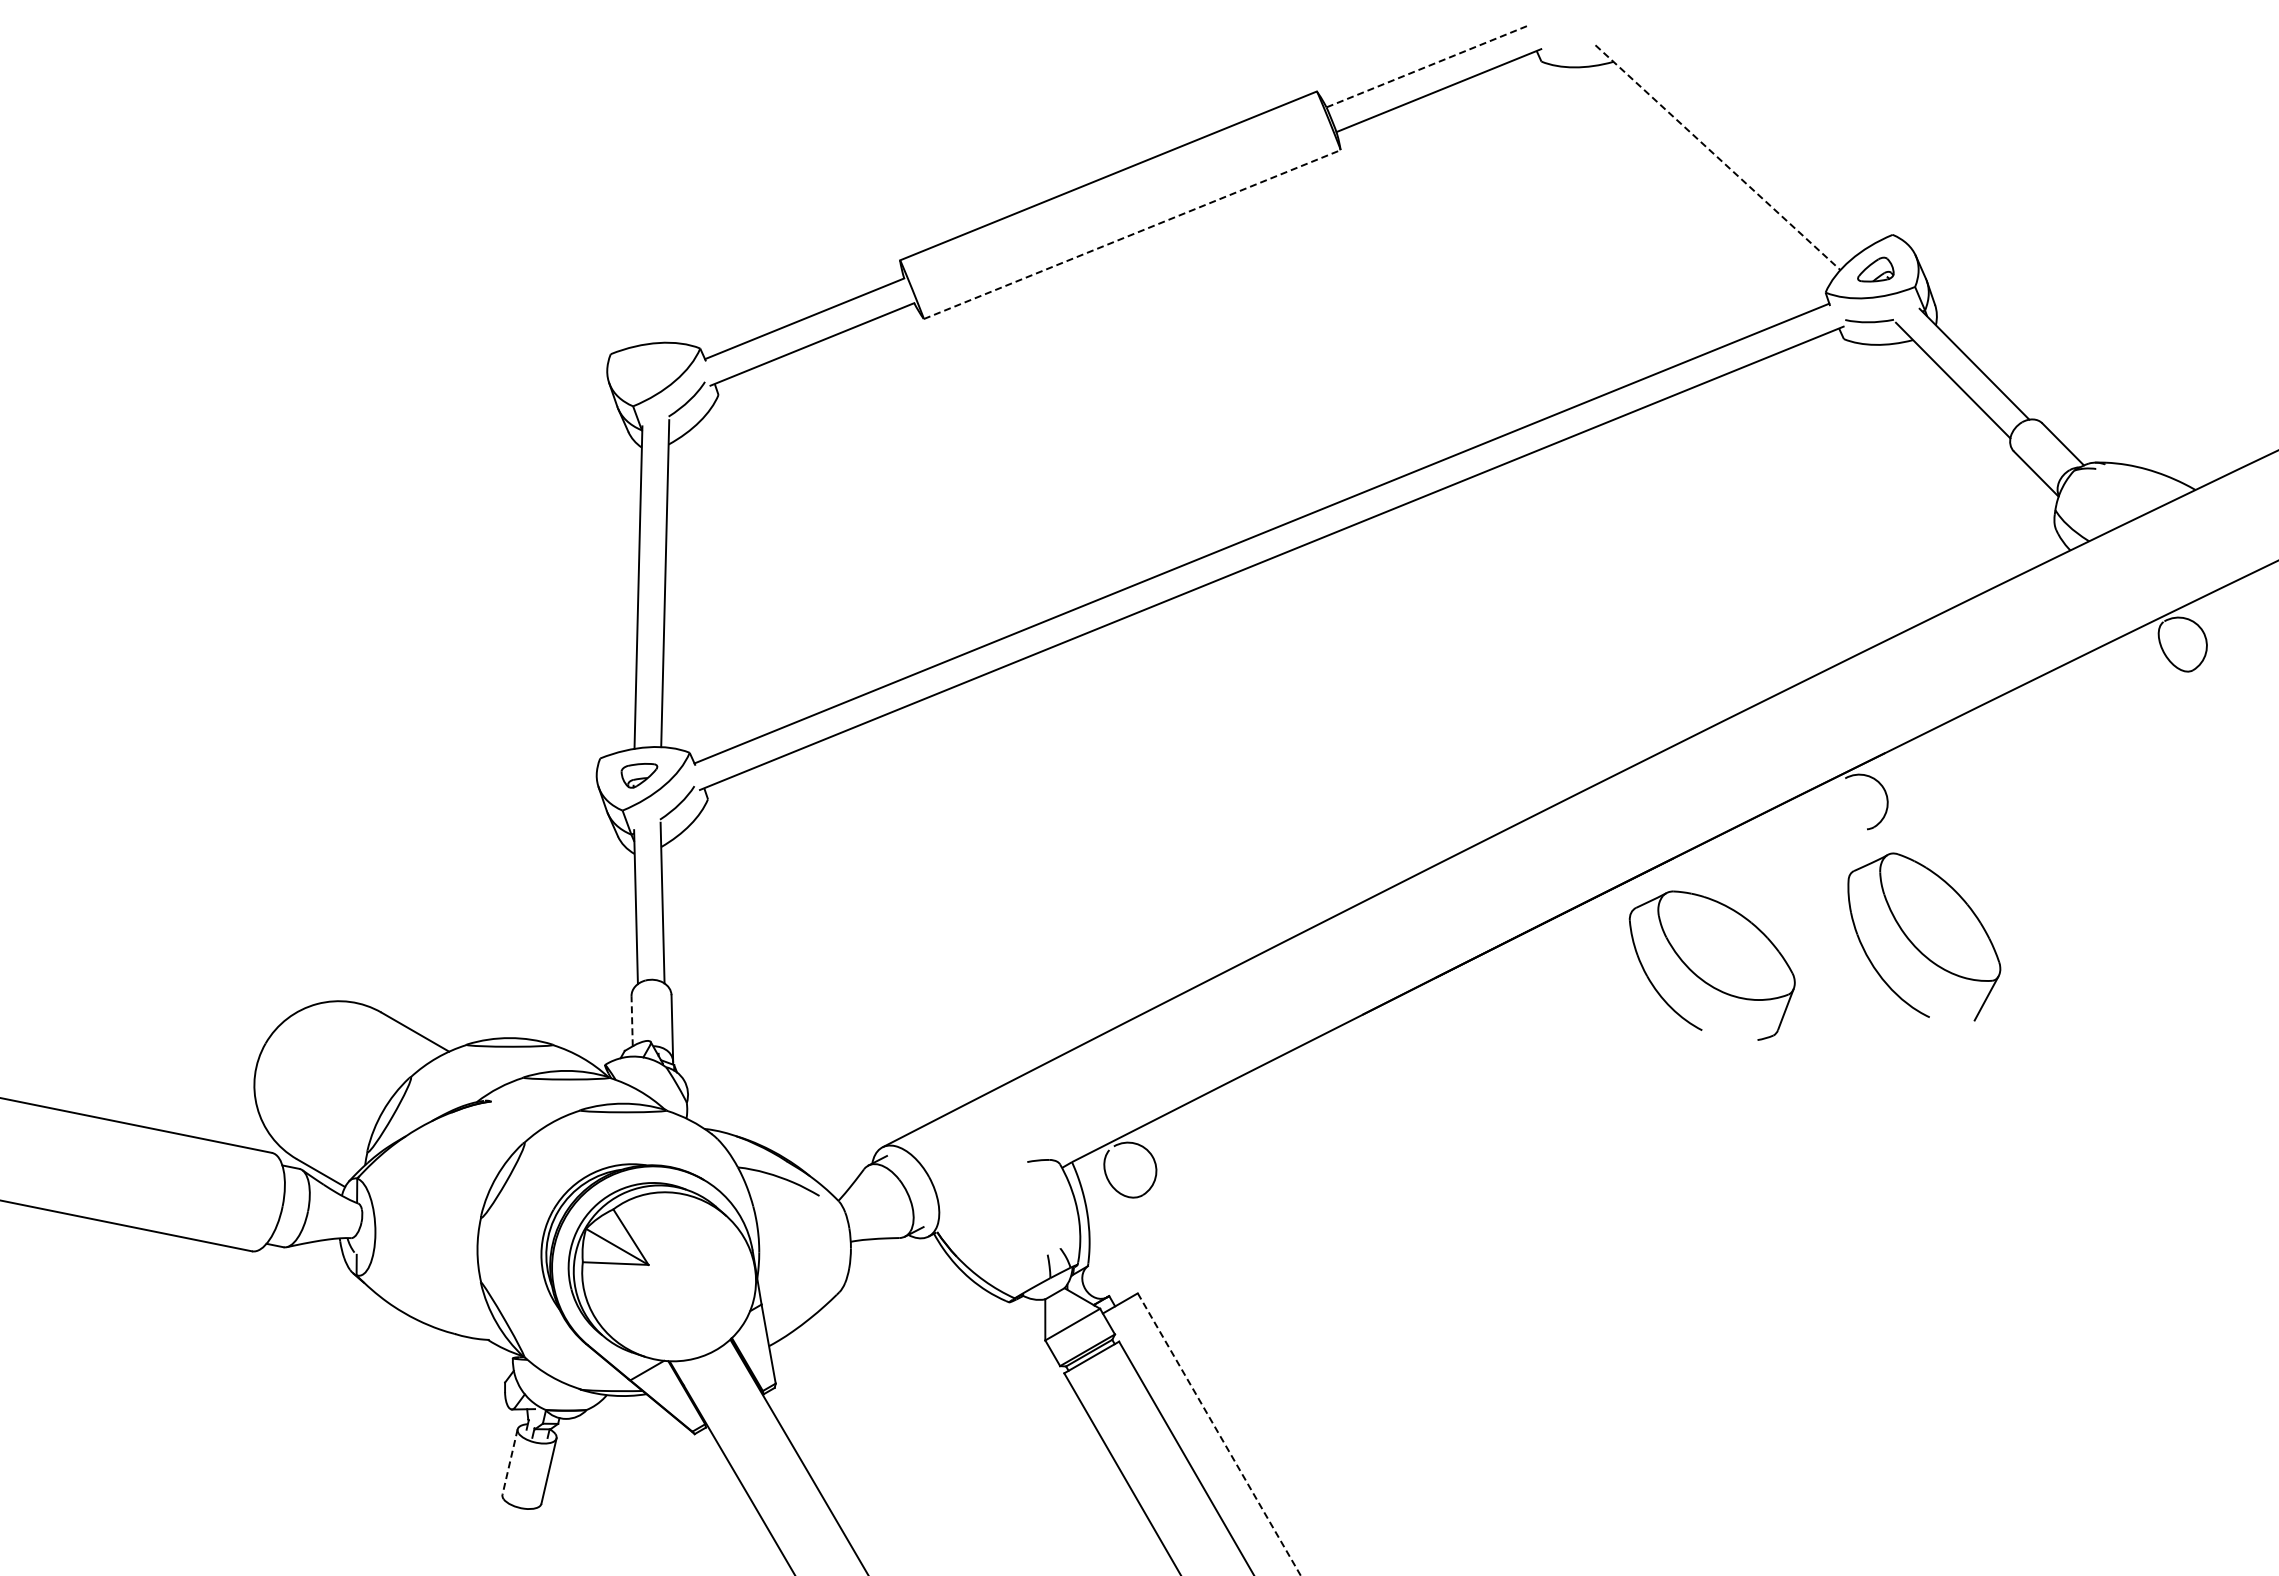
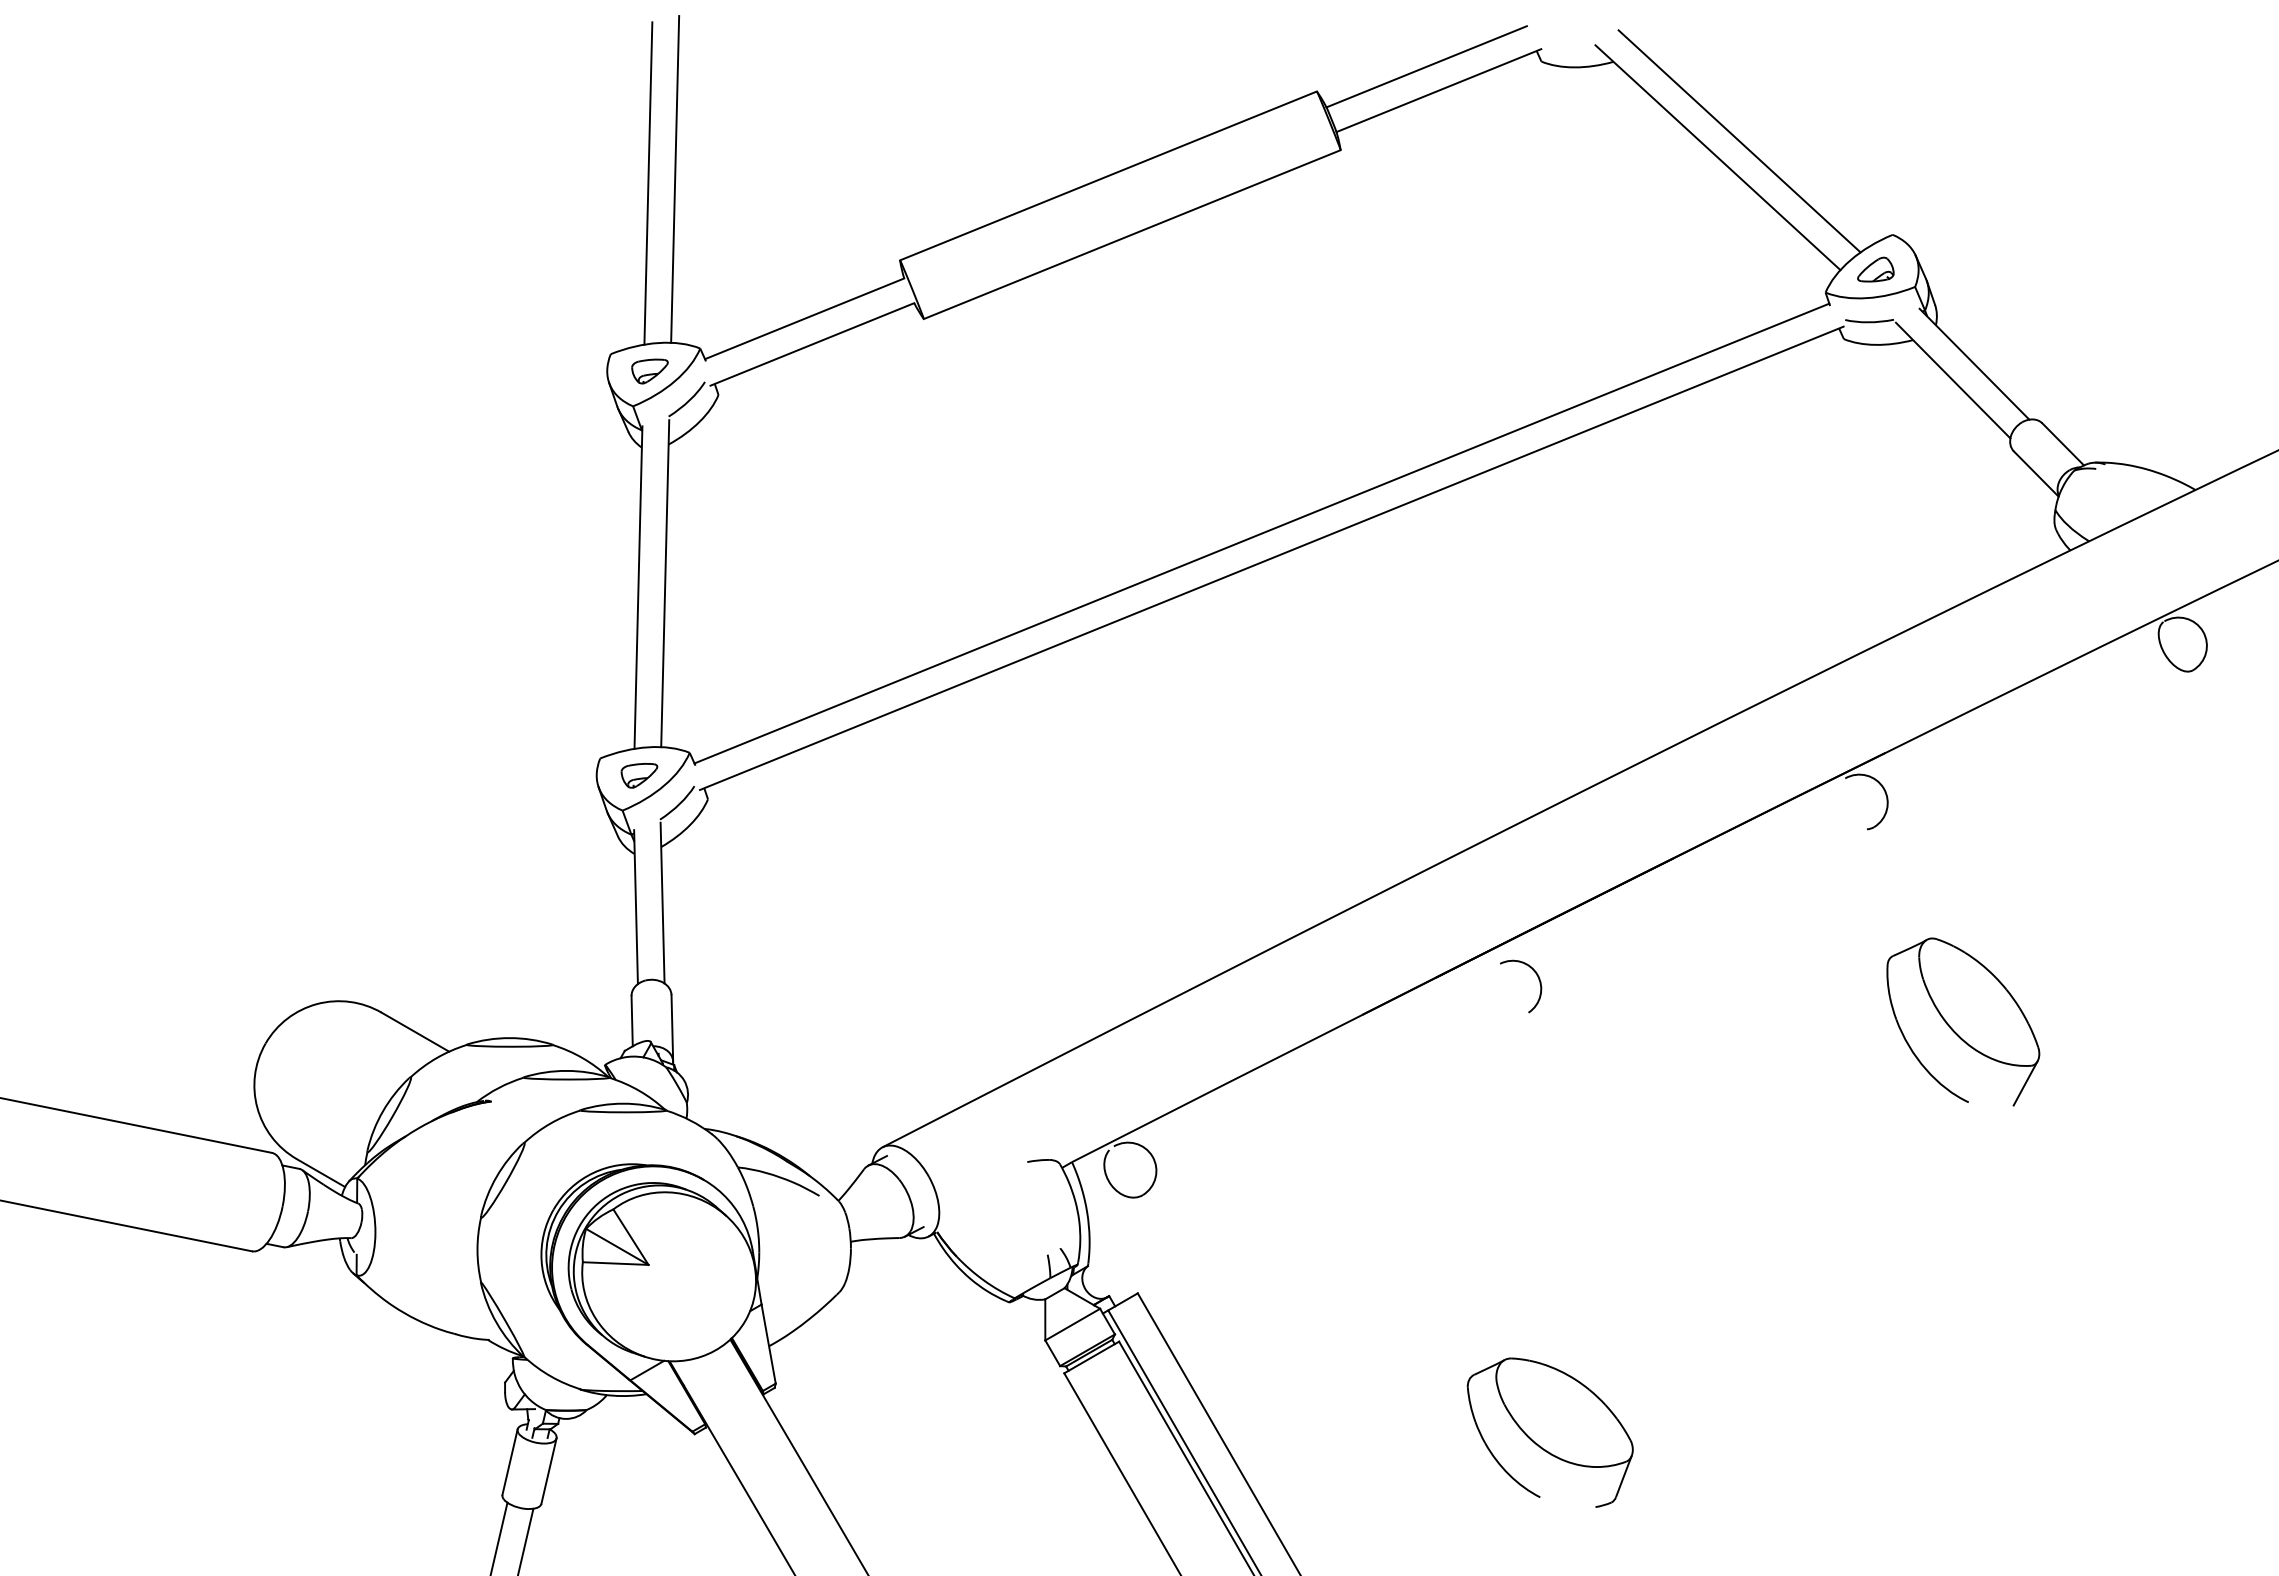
line: dashed -> solid (1426, 66)
line: none -> present (1739, 141)
line: dashed -> solid (1718, 158)
line: none -> present (675, 179)
line: none -> present (648, 183)
line: dashed -> solid (1132, 234)
part: none -> present (649, 371)
part position: (1924, 936) -> (1963, 1021) (1963, 1021)
part position: (1711, 965) -> (1549, 1432) (1549, 1432)
arc: none -> present (1538, 980)
line: dashed -> solid (632, 1020)
line: dashed -> solid (1219, 1434)
line: none -> present (1183, 1441)
line: dashed -> solid (510, 1462)
line: none -> present (499, 1537)
line: none -> present (525, 1540)
